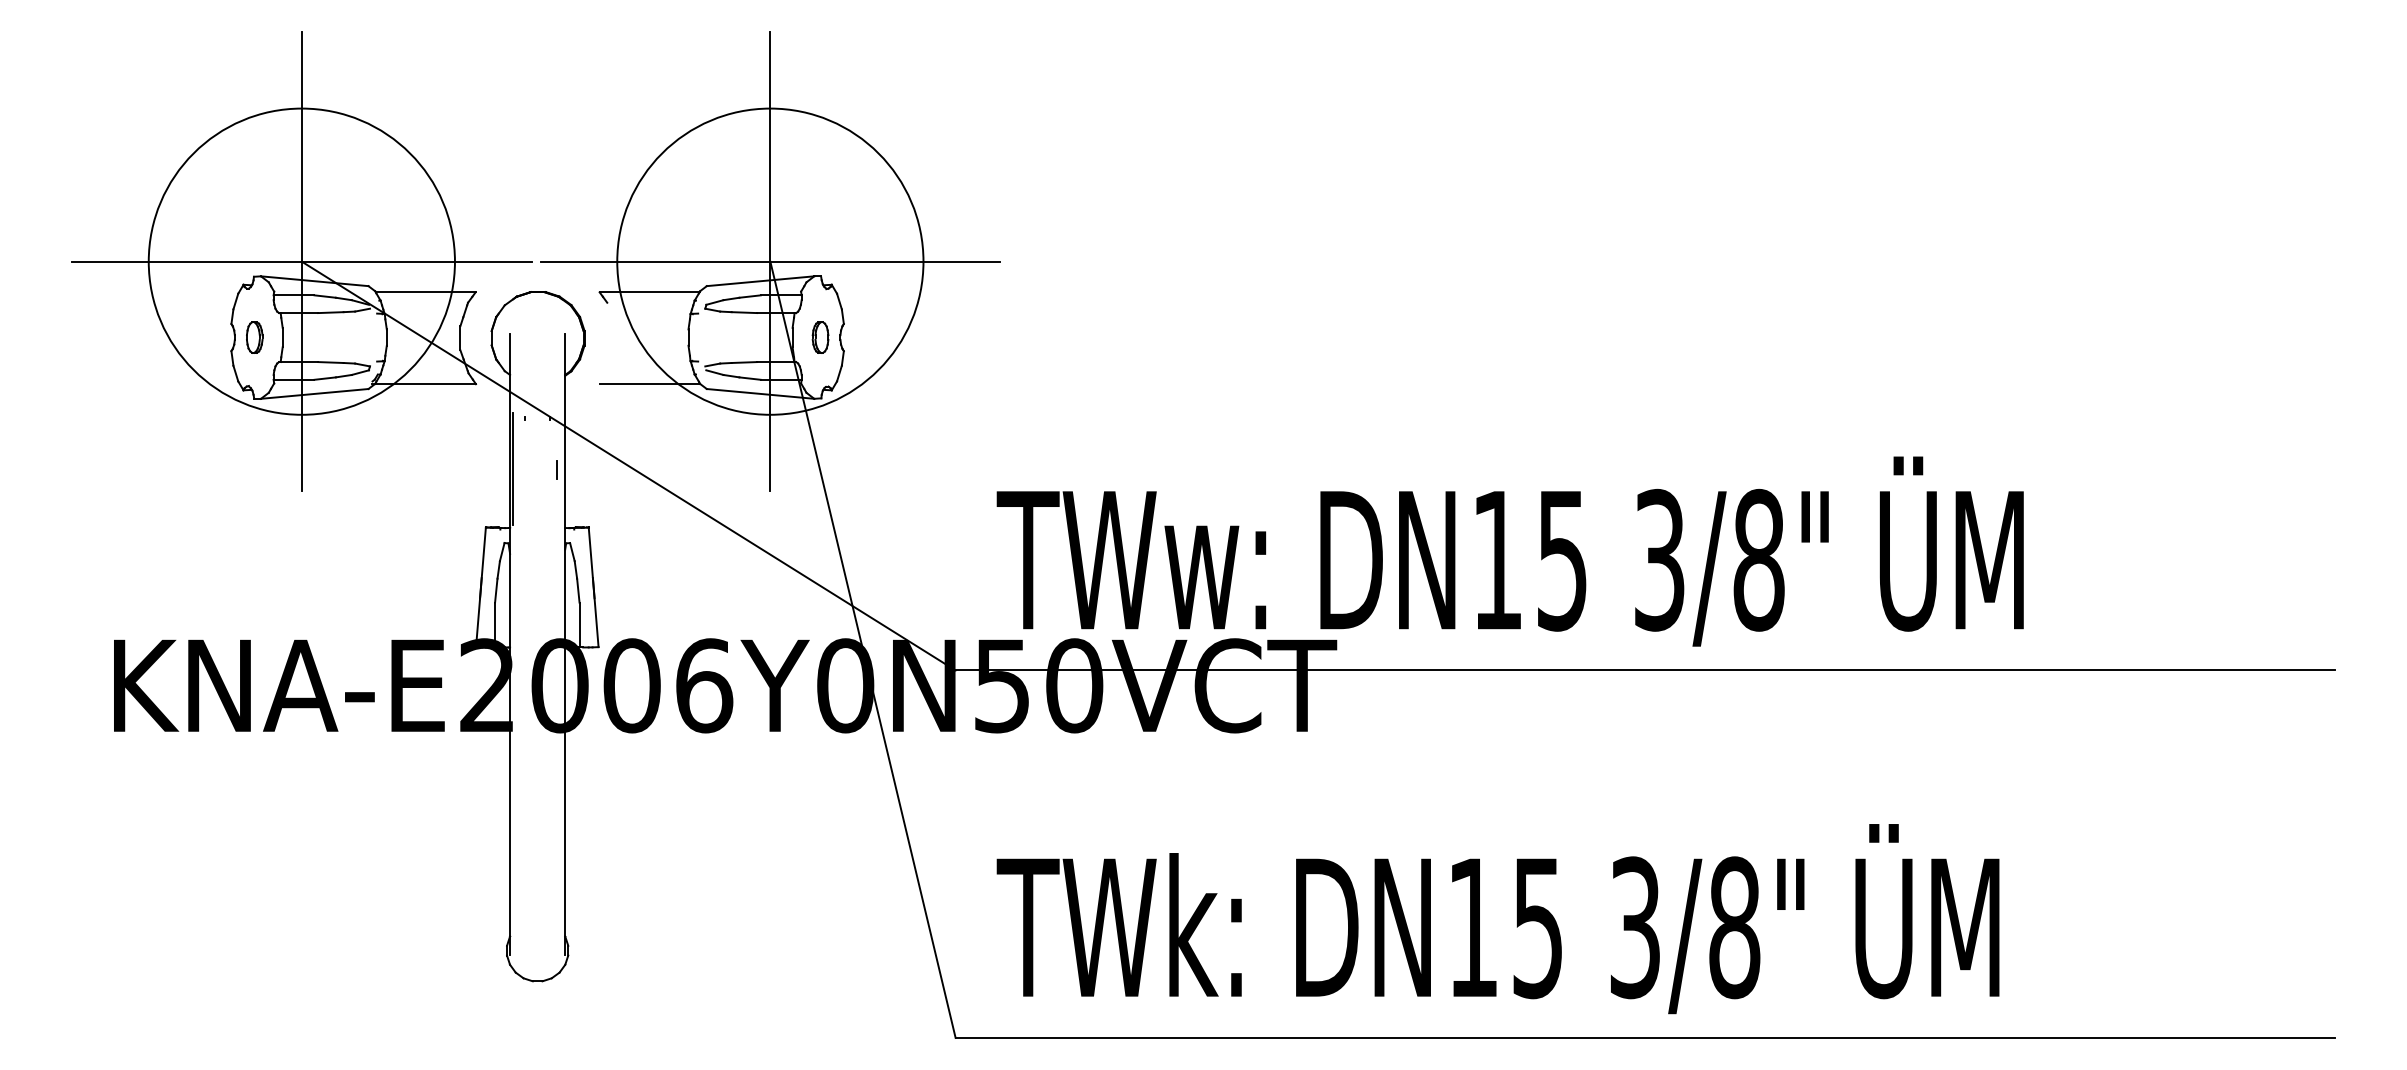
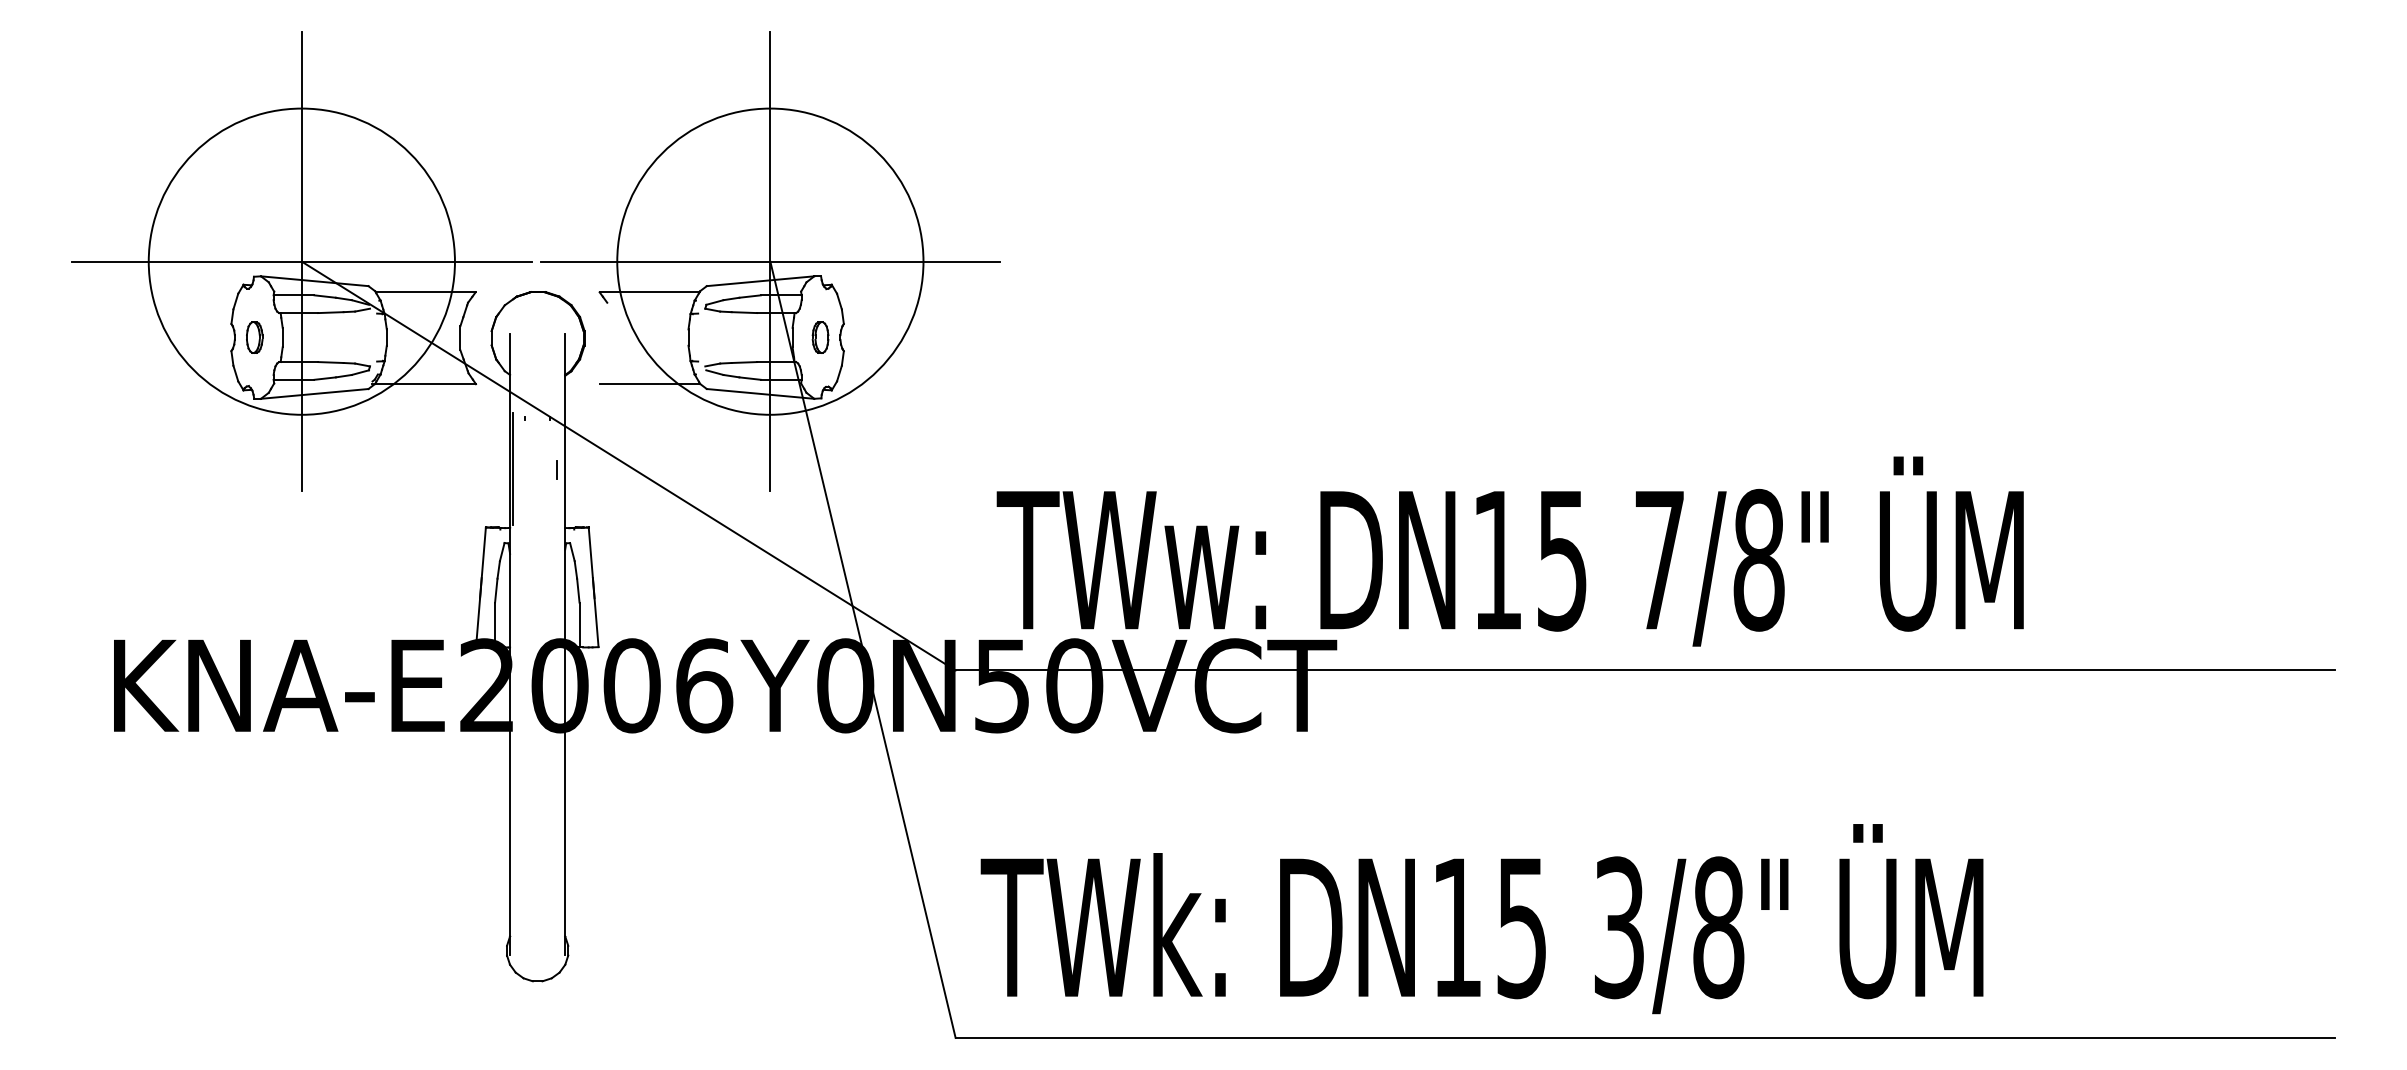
text: 3/8" -> 7/8" (1659, 559)
text position: (1497, 919) -> (1481, 919) (1481, 919)
